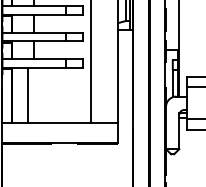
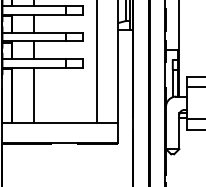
line position: (91, 62) -> (97, 62) (97, 62)
line position: (27, 95) -> (33, 95) (33, 95)
